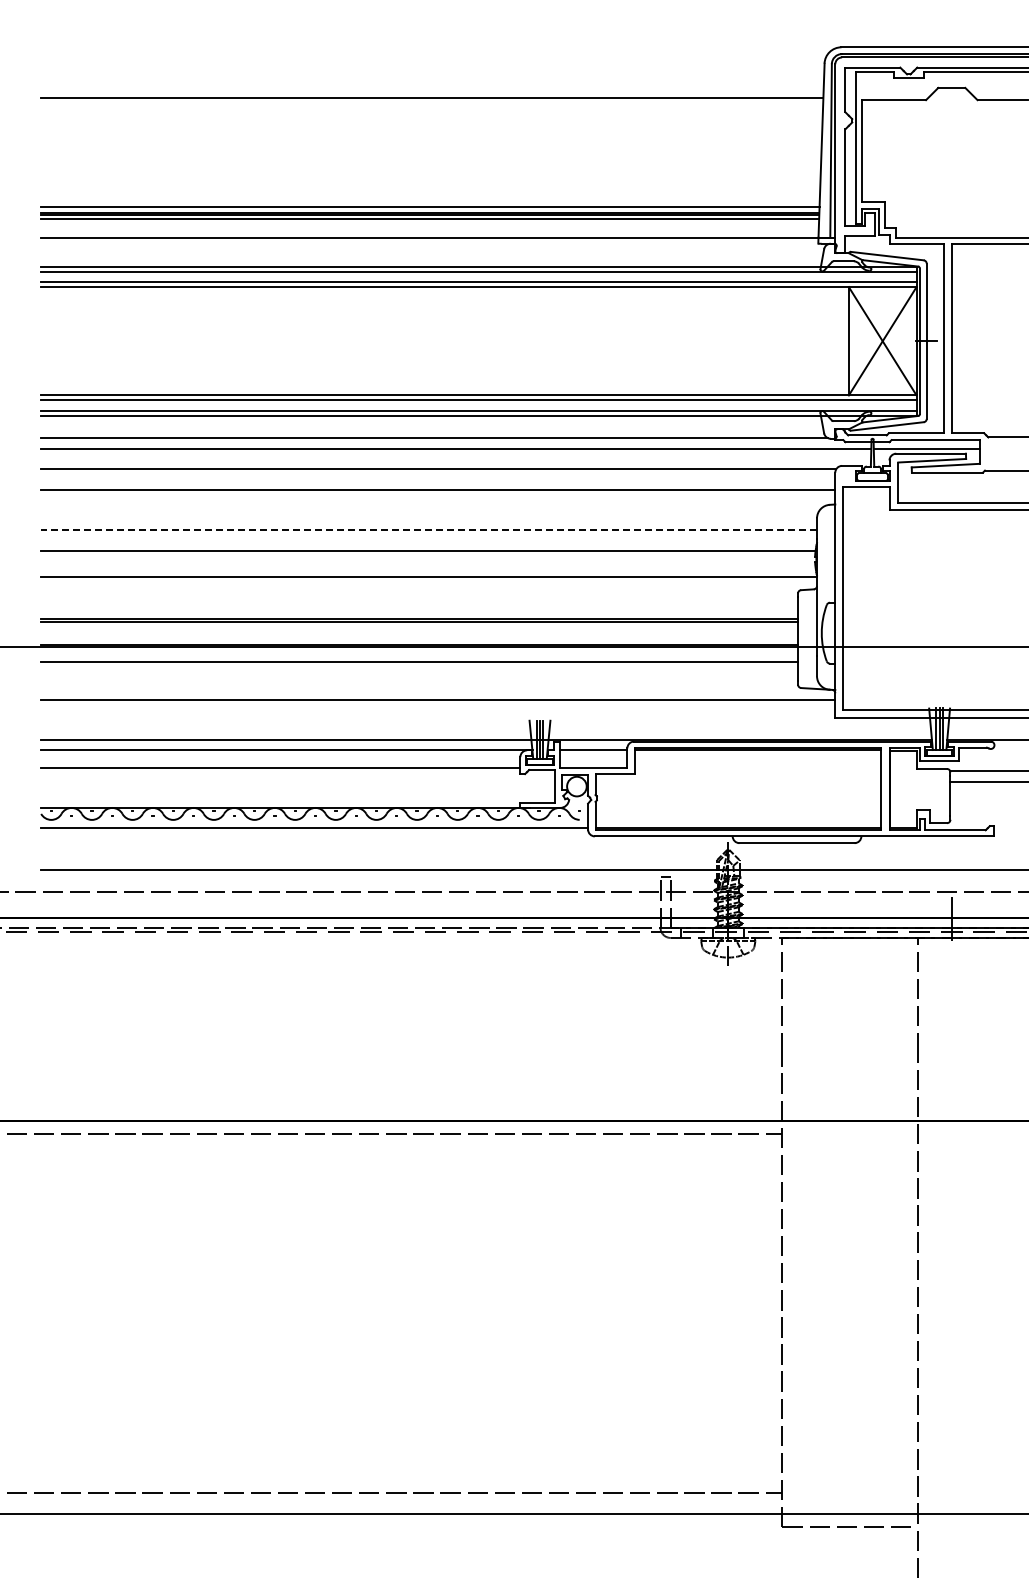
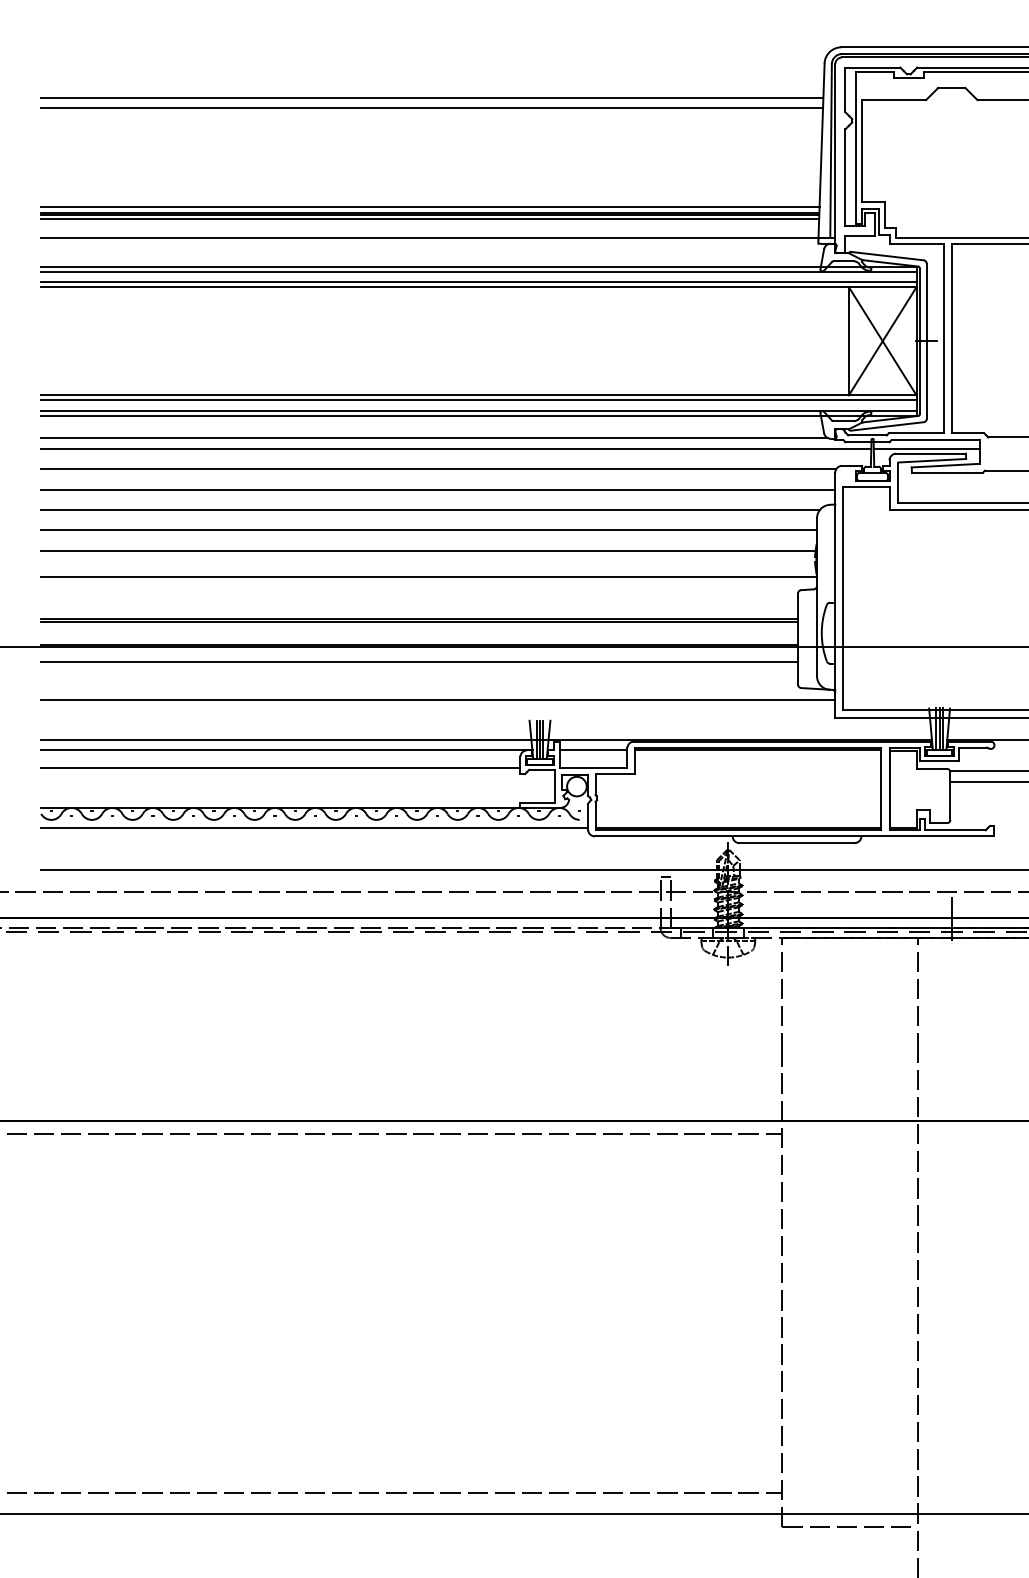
line: none -> present (431, 108)
line: none -> present (430, 509)
line: dashed -> solid (428, 530)
